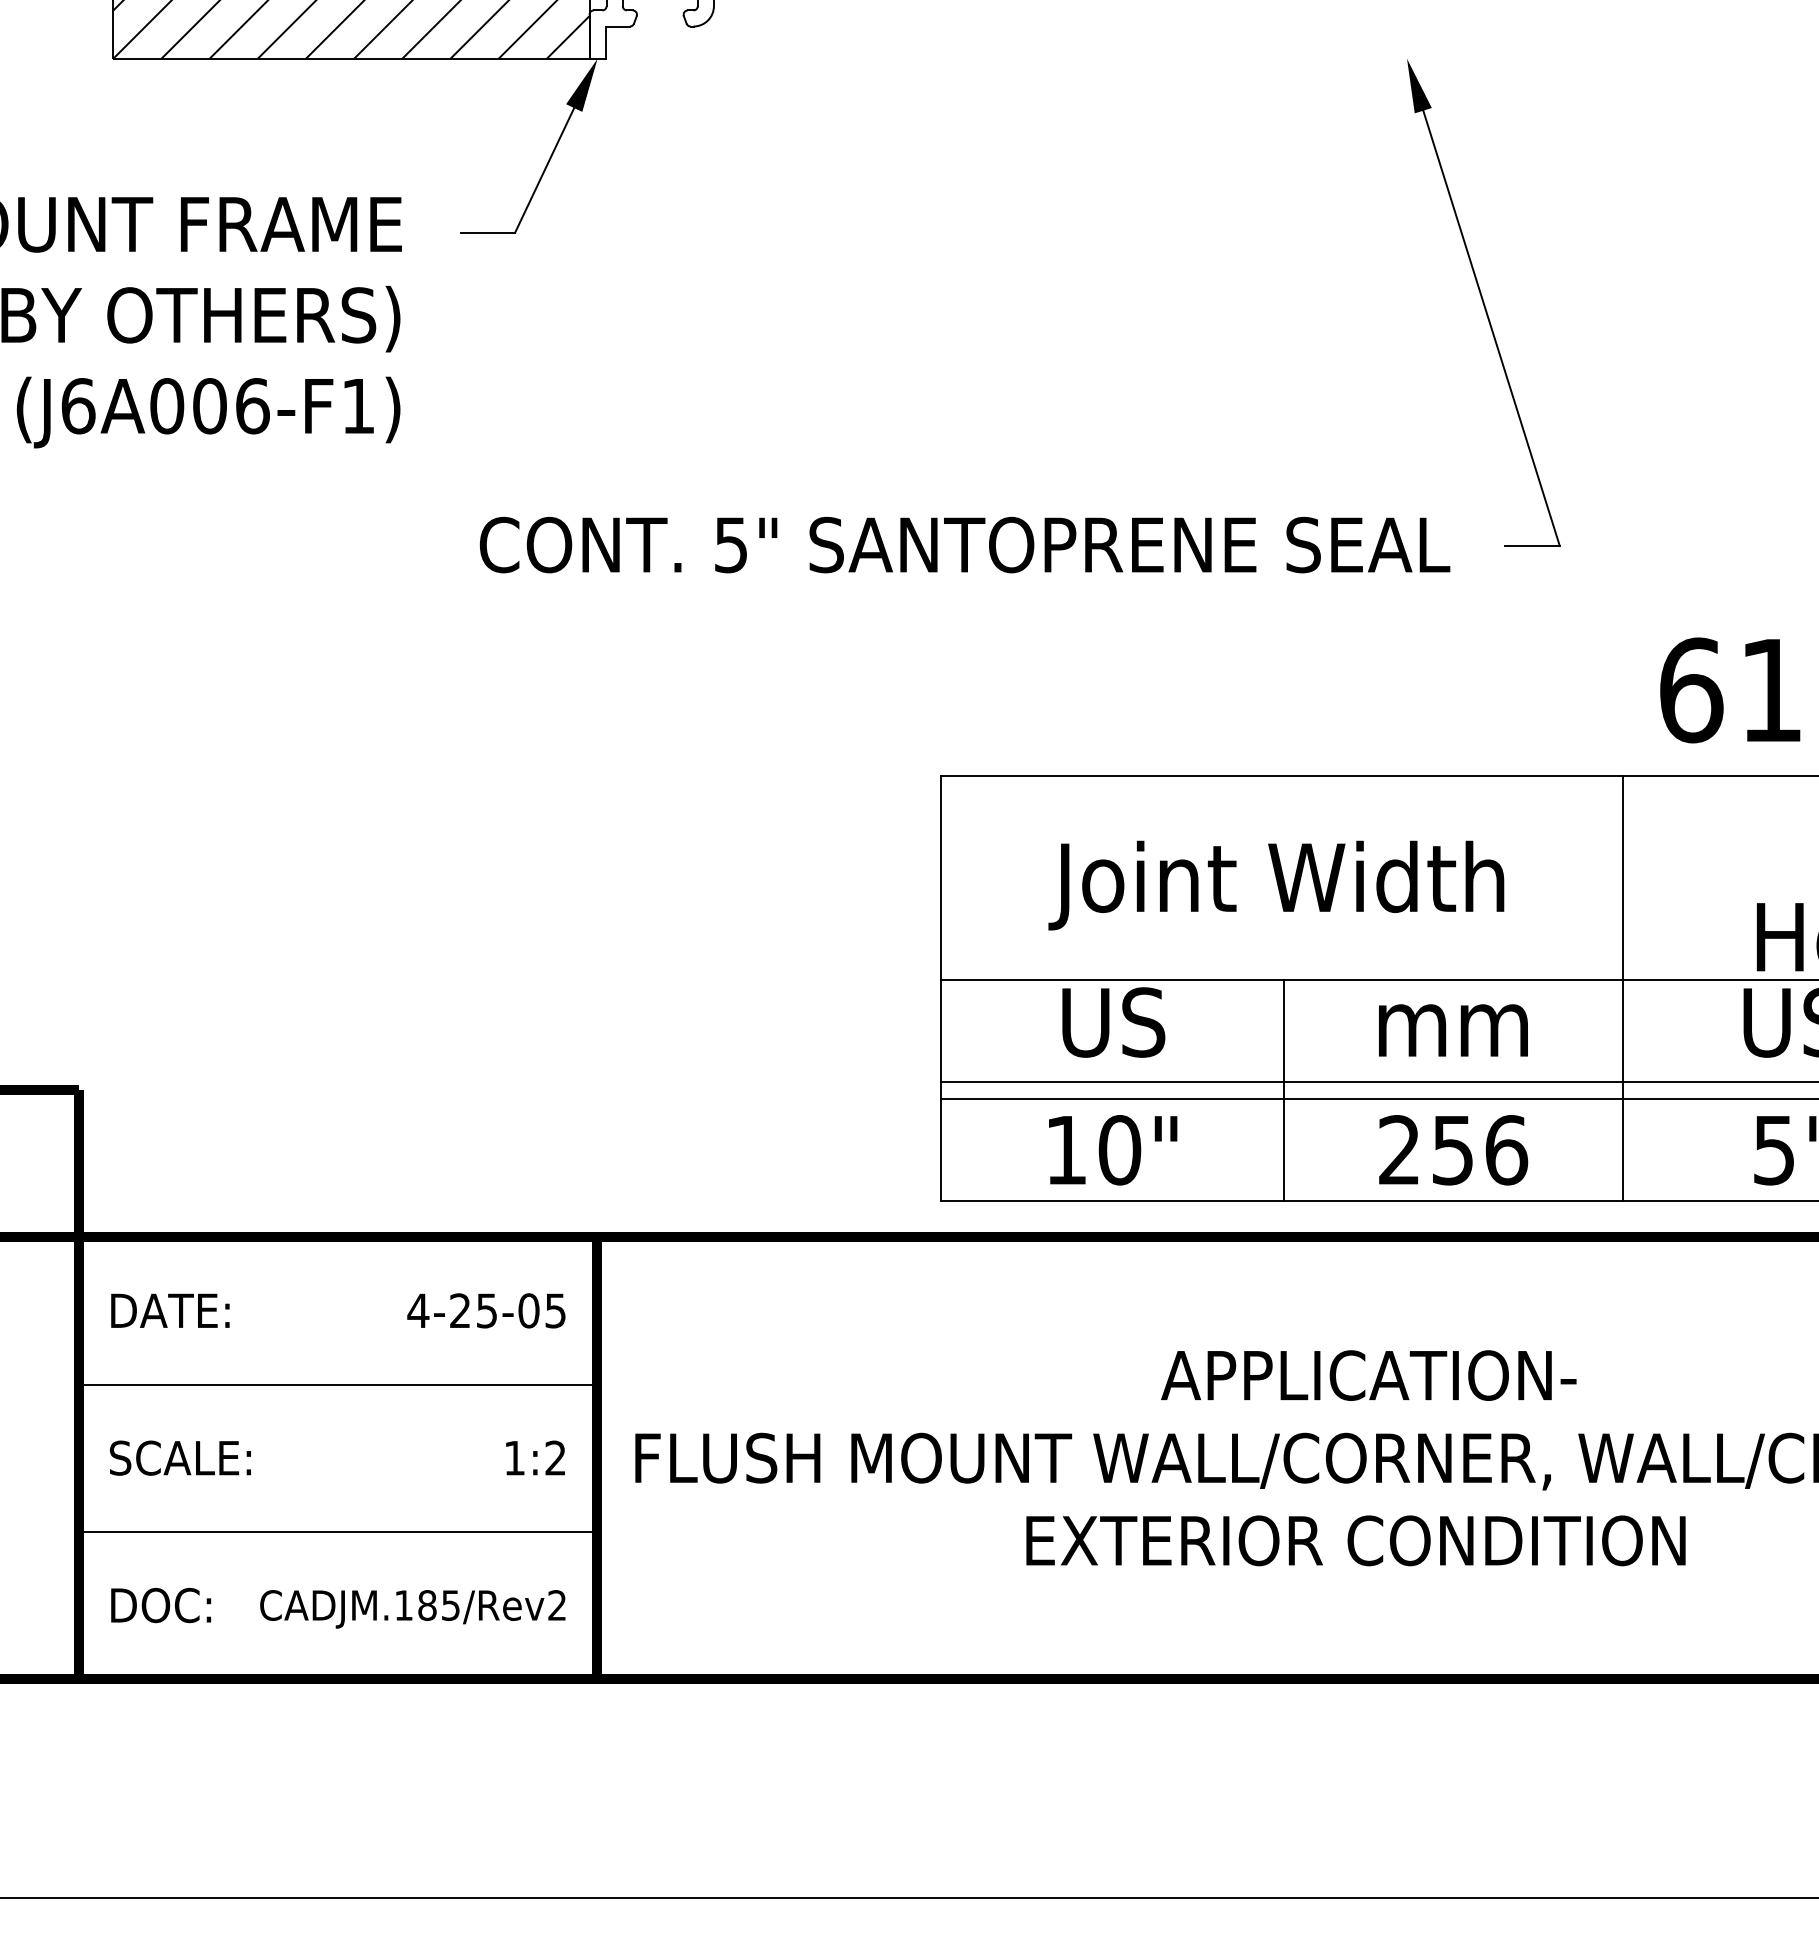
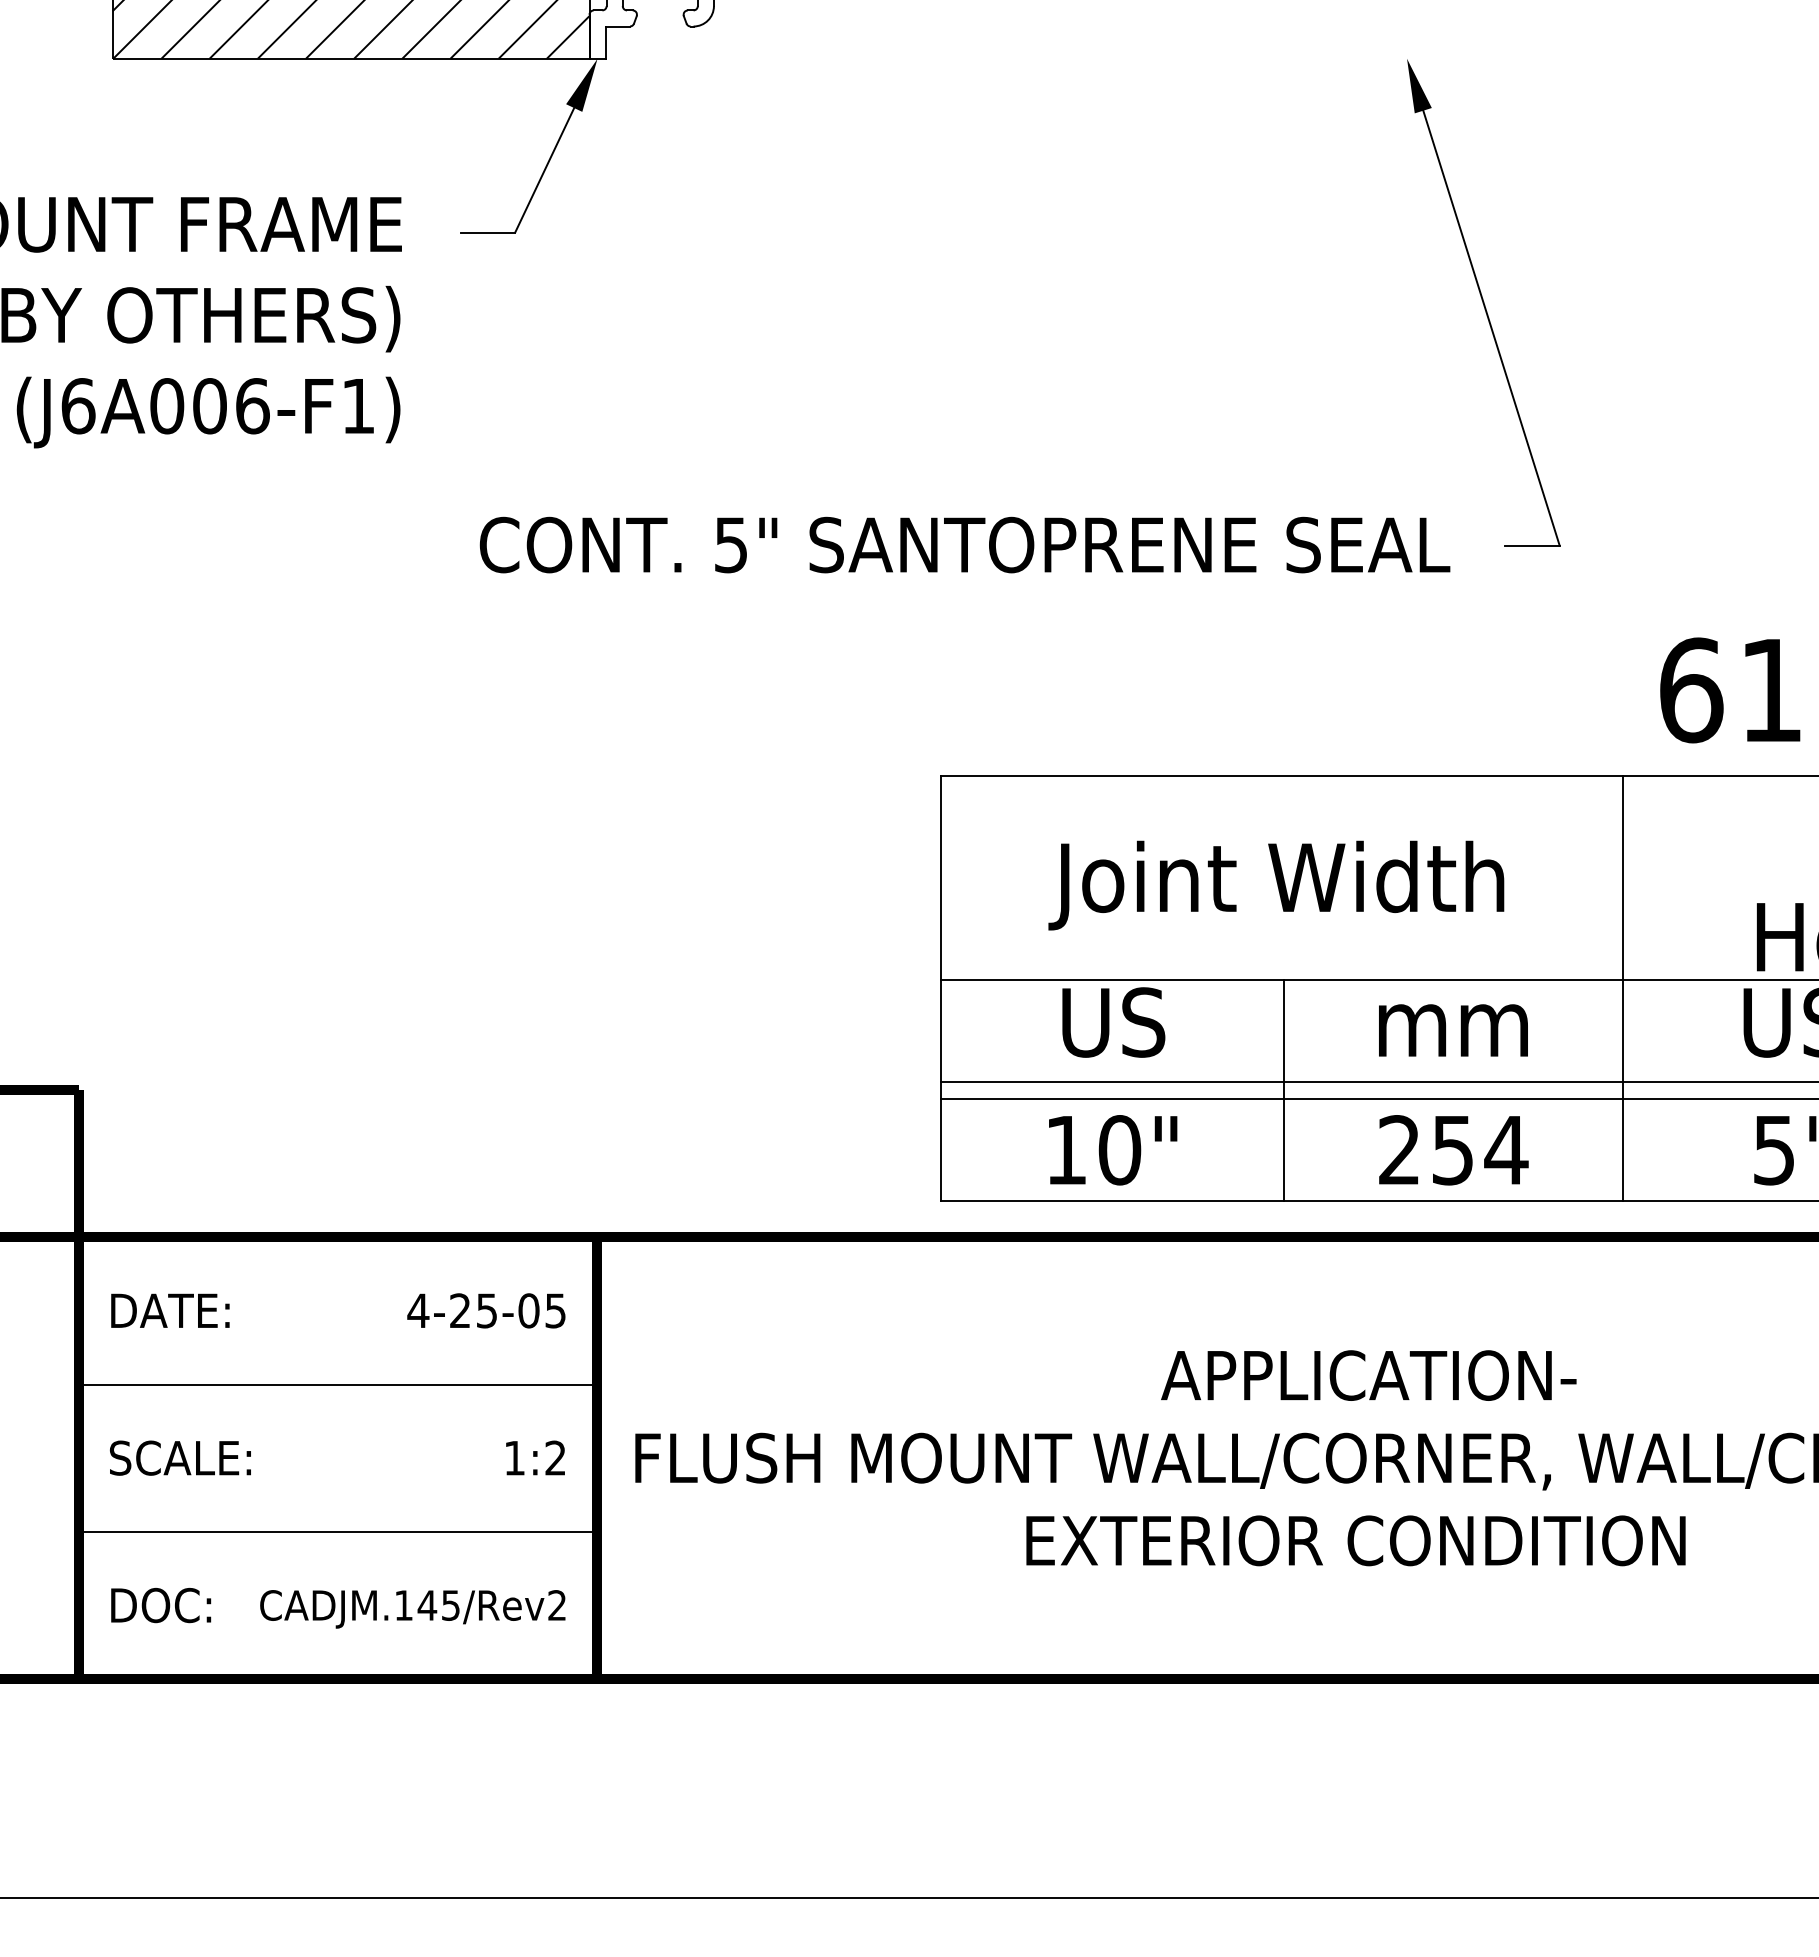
text: 256 -> 254 (1506, 1150)
text: CADJM.185/Rev2 -> CADJM.145/Rev2 (427, 1605)
